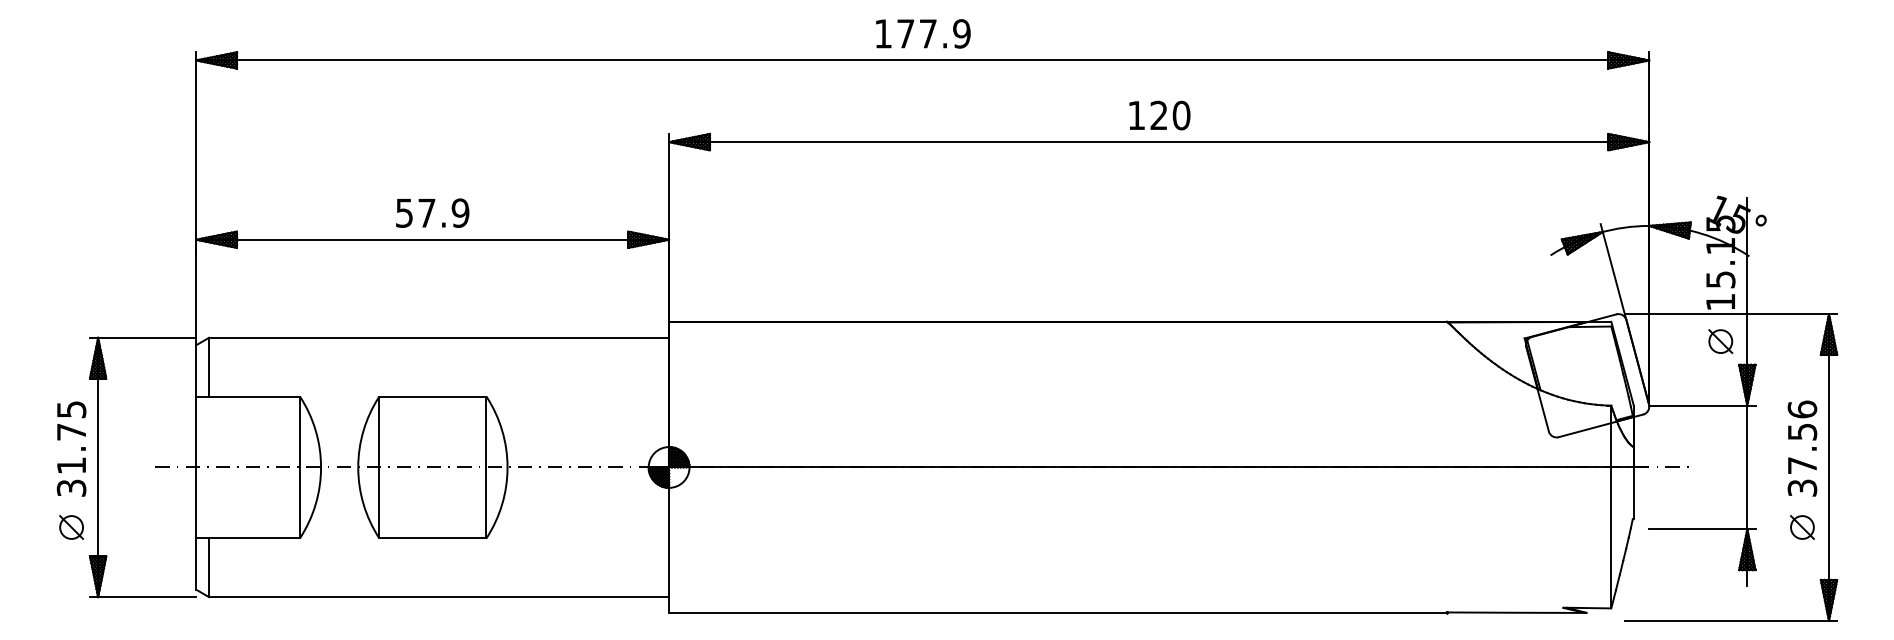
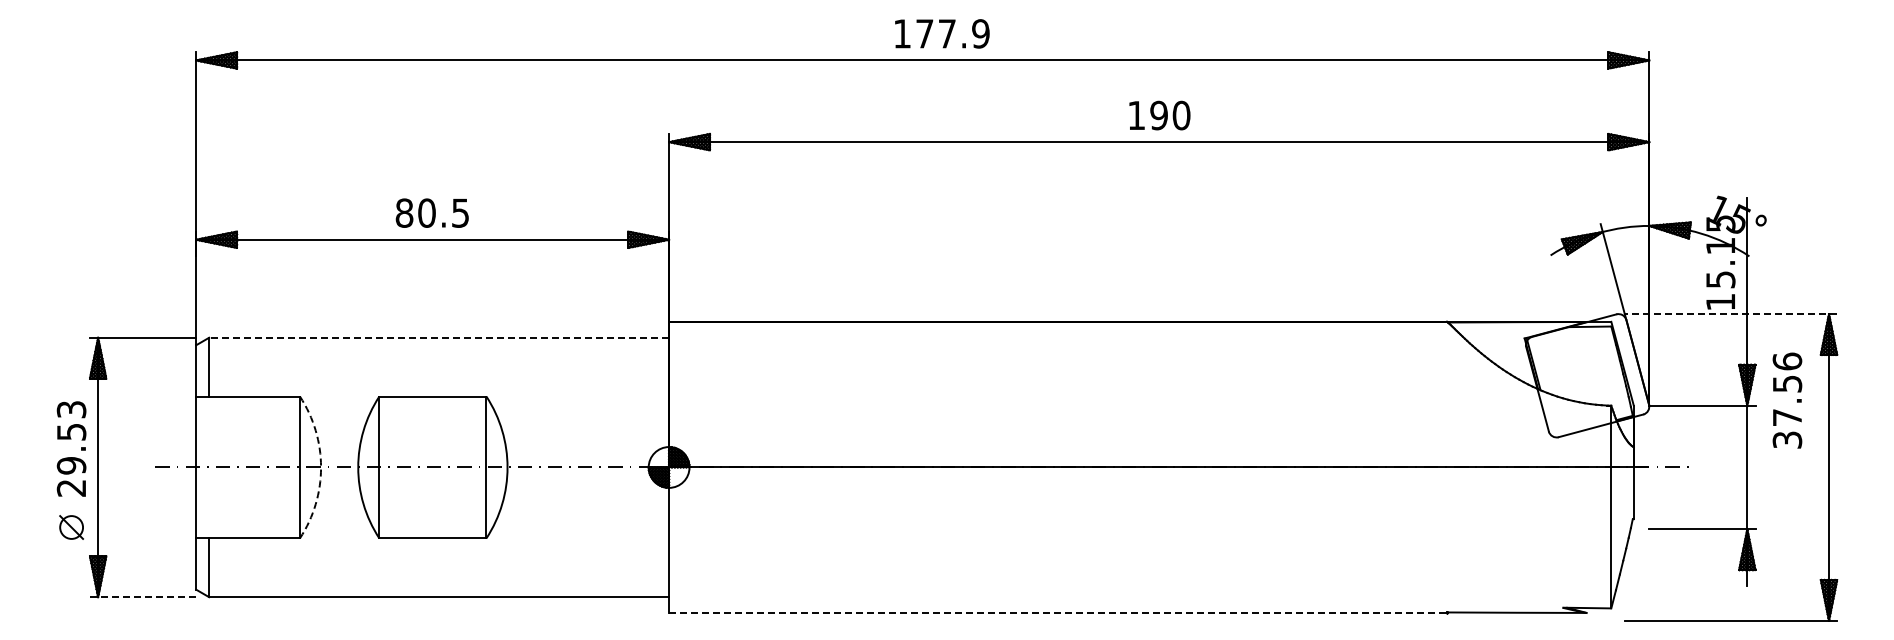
text position: (923, 33) -> (942, 33) (942, 33)
text: 120 -> 190 (1158, 115)
text: 57.9 -> 80.5 (432, 212)
line: solid -> dashed (1730, 314)
line: solid -> dashed (439, 337)
part: present -> none (1720, 341)
text: 31.75 -> 29.53 (71, 448)
text position: (1802, 448) -> (1787, 400) (1787, 400)
arc: solid -> dashed (321, 467)
part: present -> none (1802, 527)
line: solid -> dashed (142, 597)
line: solid -> dashed (1058, 613)
